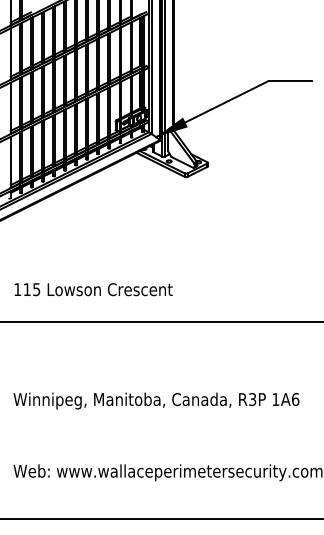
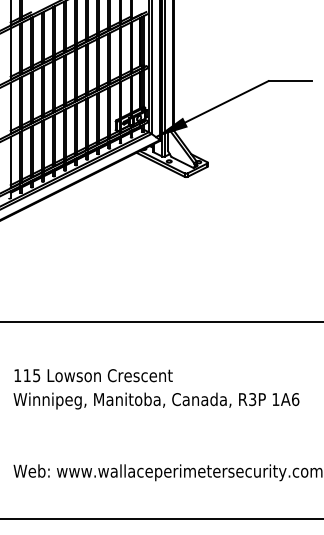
text position: (93, 289) -> (93, 375) (93, 375)
